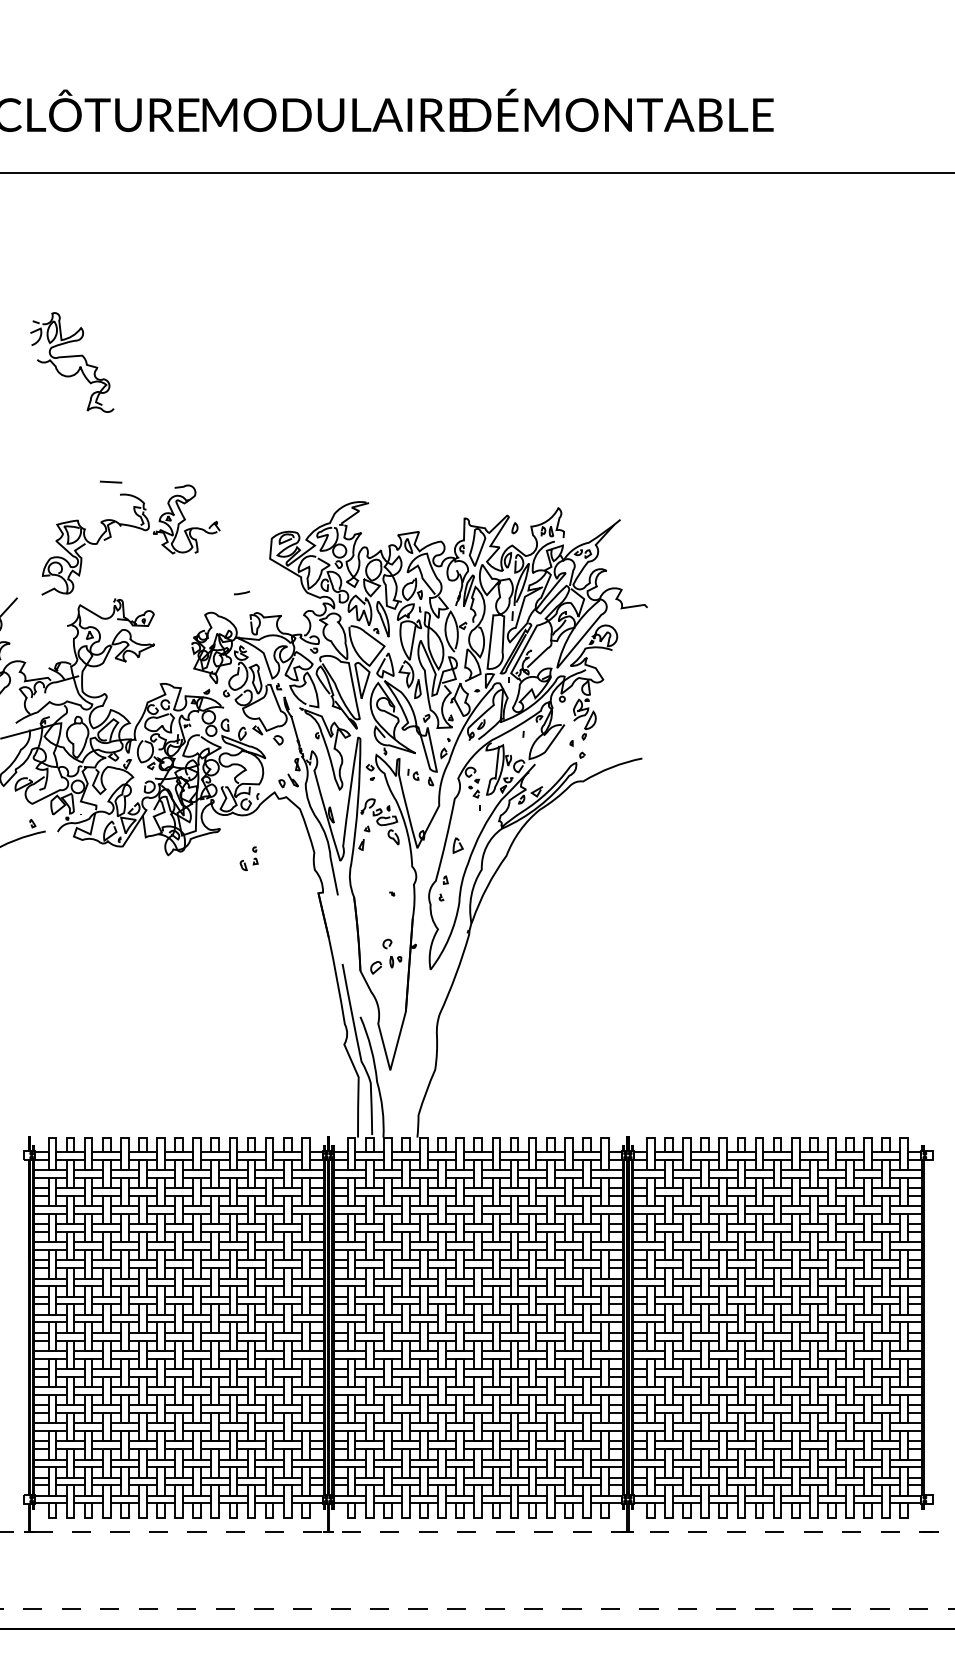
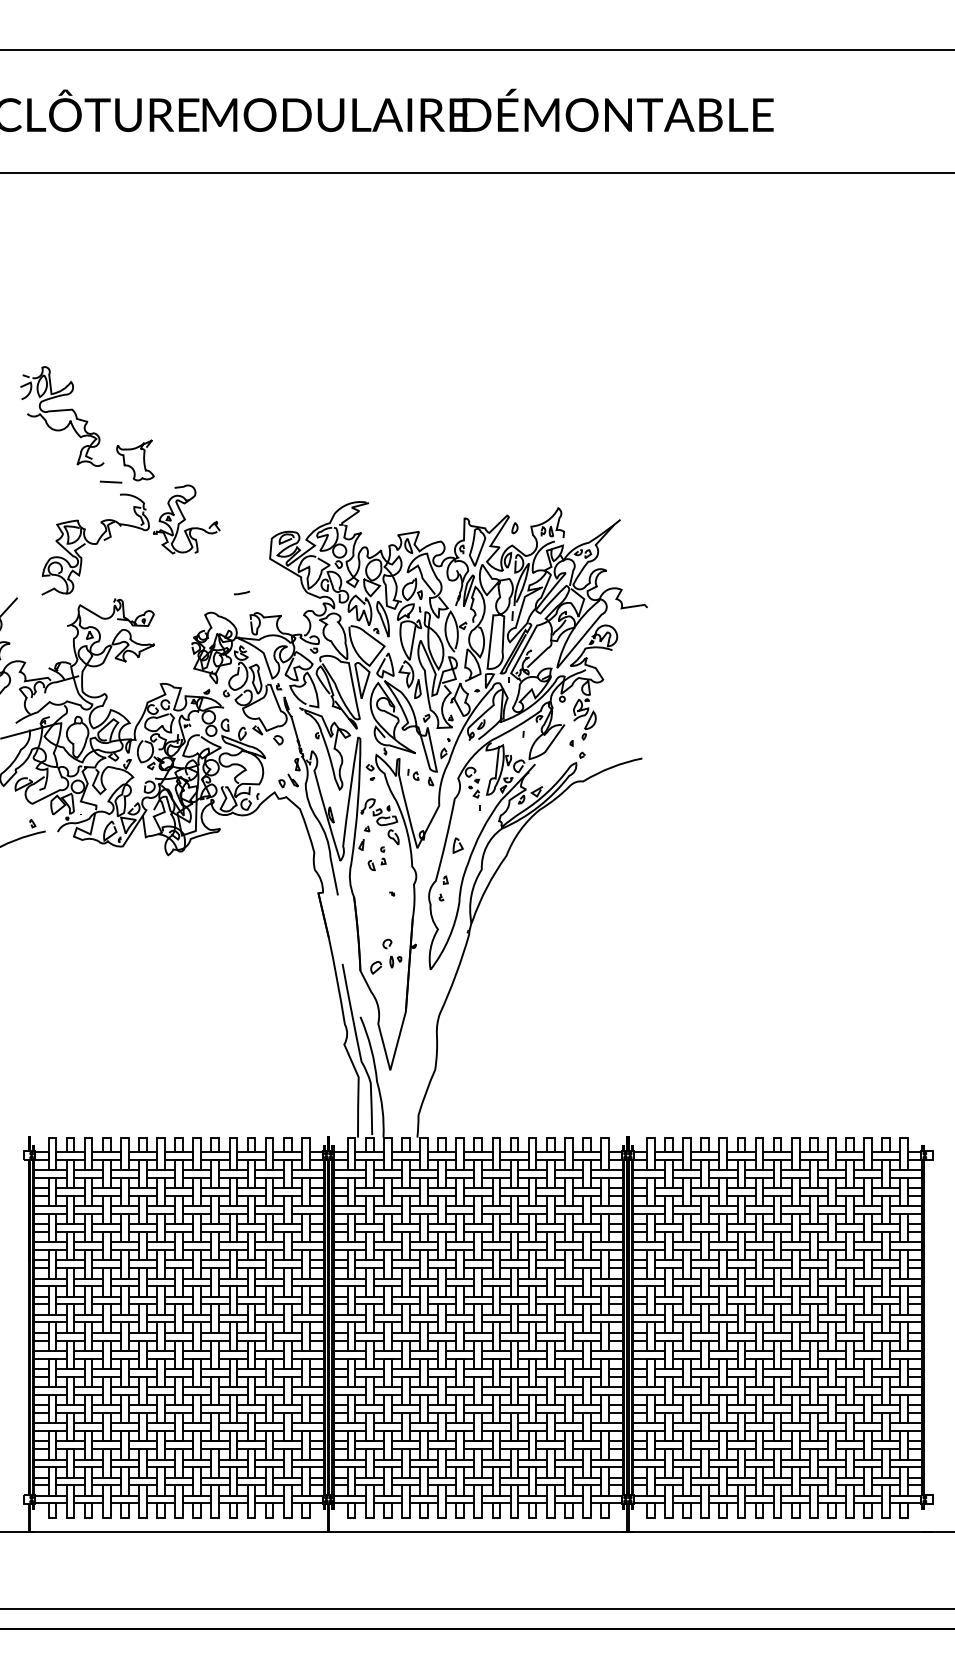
line: none -> present (476, 50)
part position: (72, 362) -> (62, 416) (62, 416)
curve: none -> present (130, 465)
part position: (248, 858) -> (376, 858) (376, 858)
line: dashed -> solid (477, 1532)
line: dashed -> solid (477, 1609)
